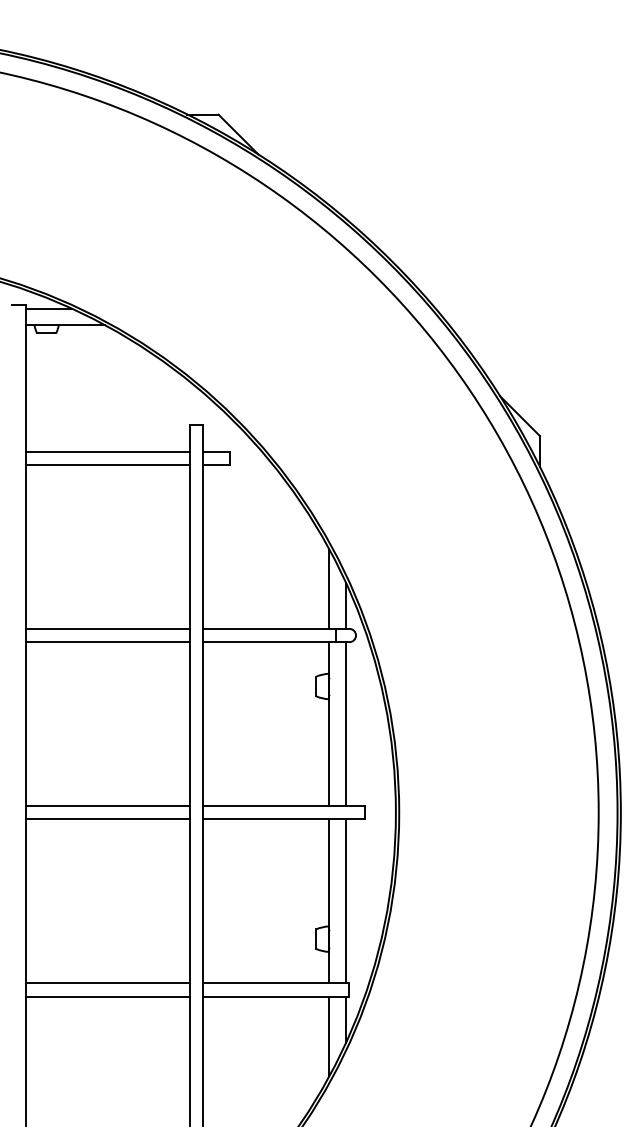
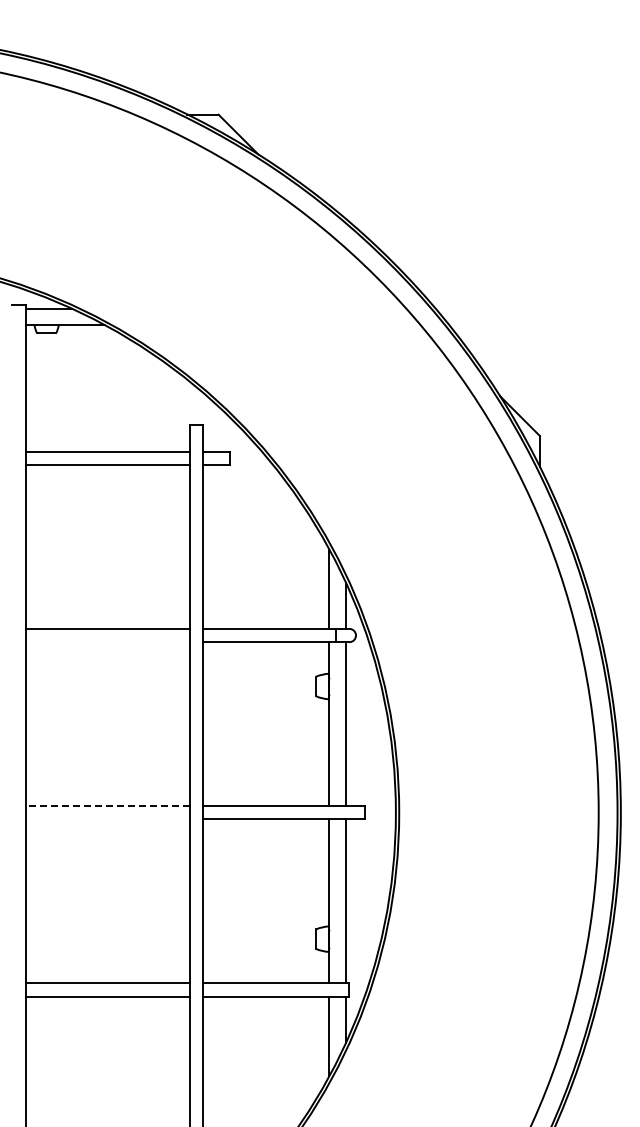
line: present -> none (107, 642)
line: solid -> dashed (107, 806)
line: present -> none (107, 819)
